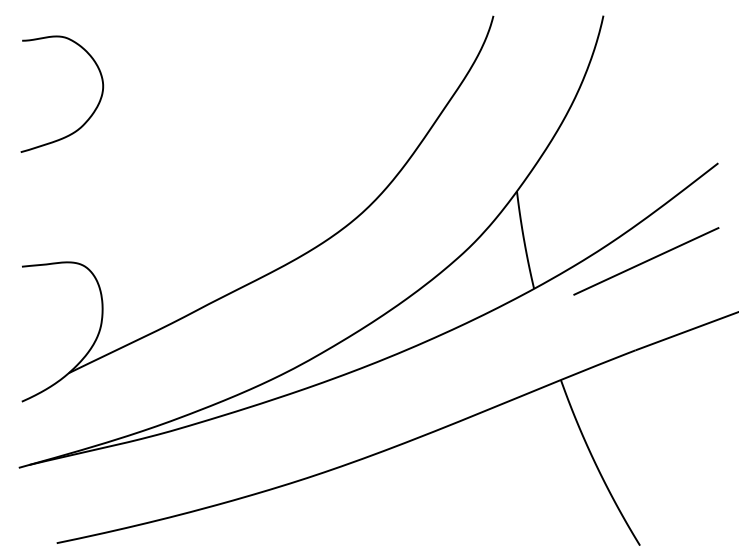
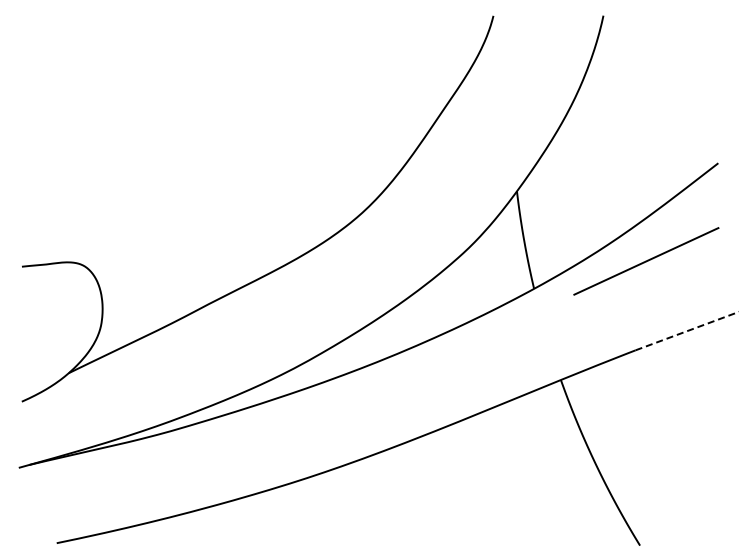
curve: present -> none (88, 117)
line: solid -> dashed (686, 331)
